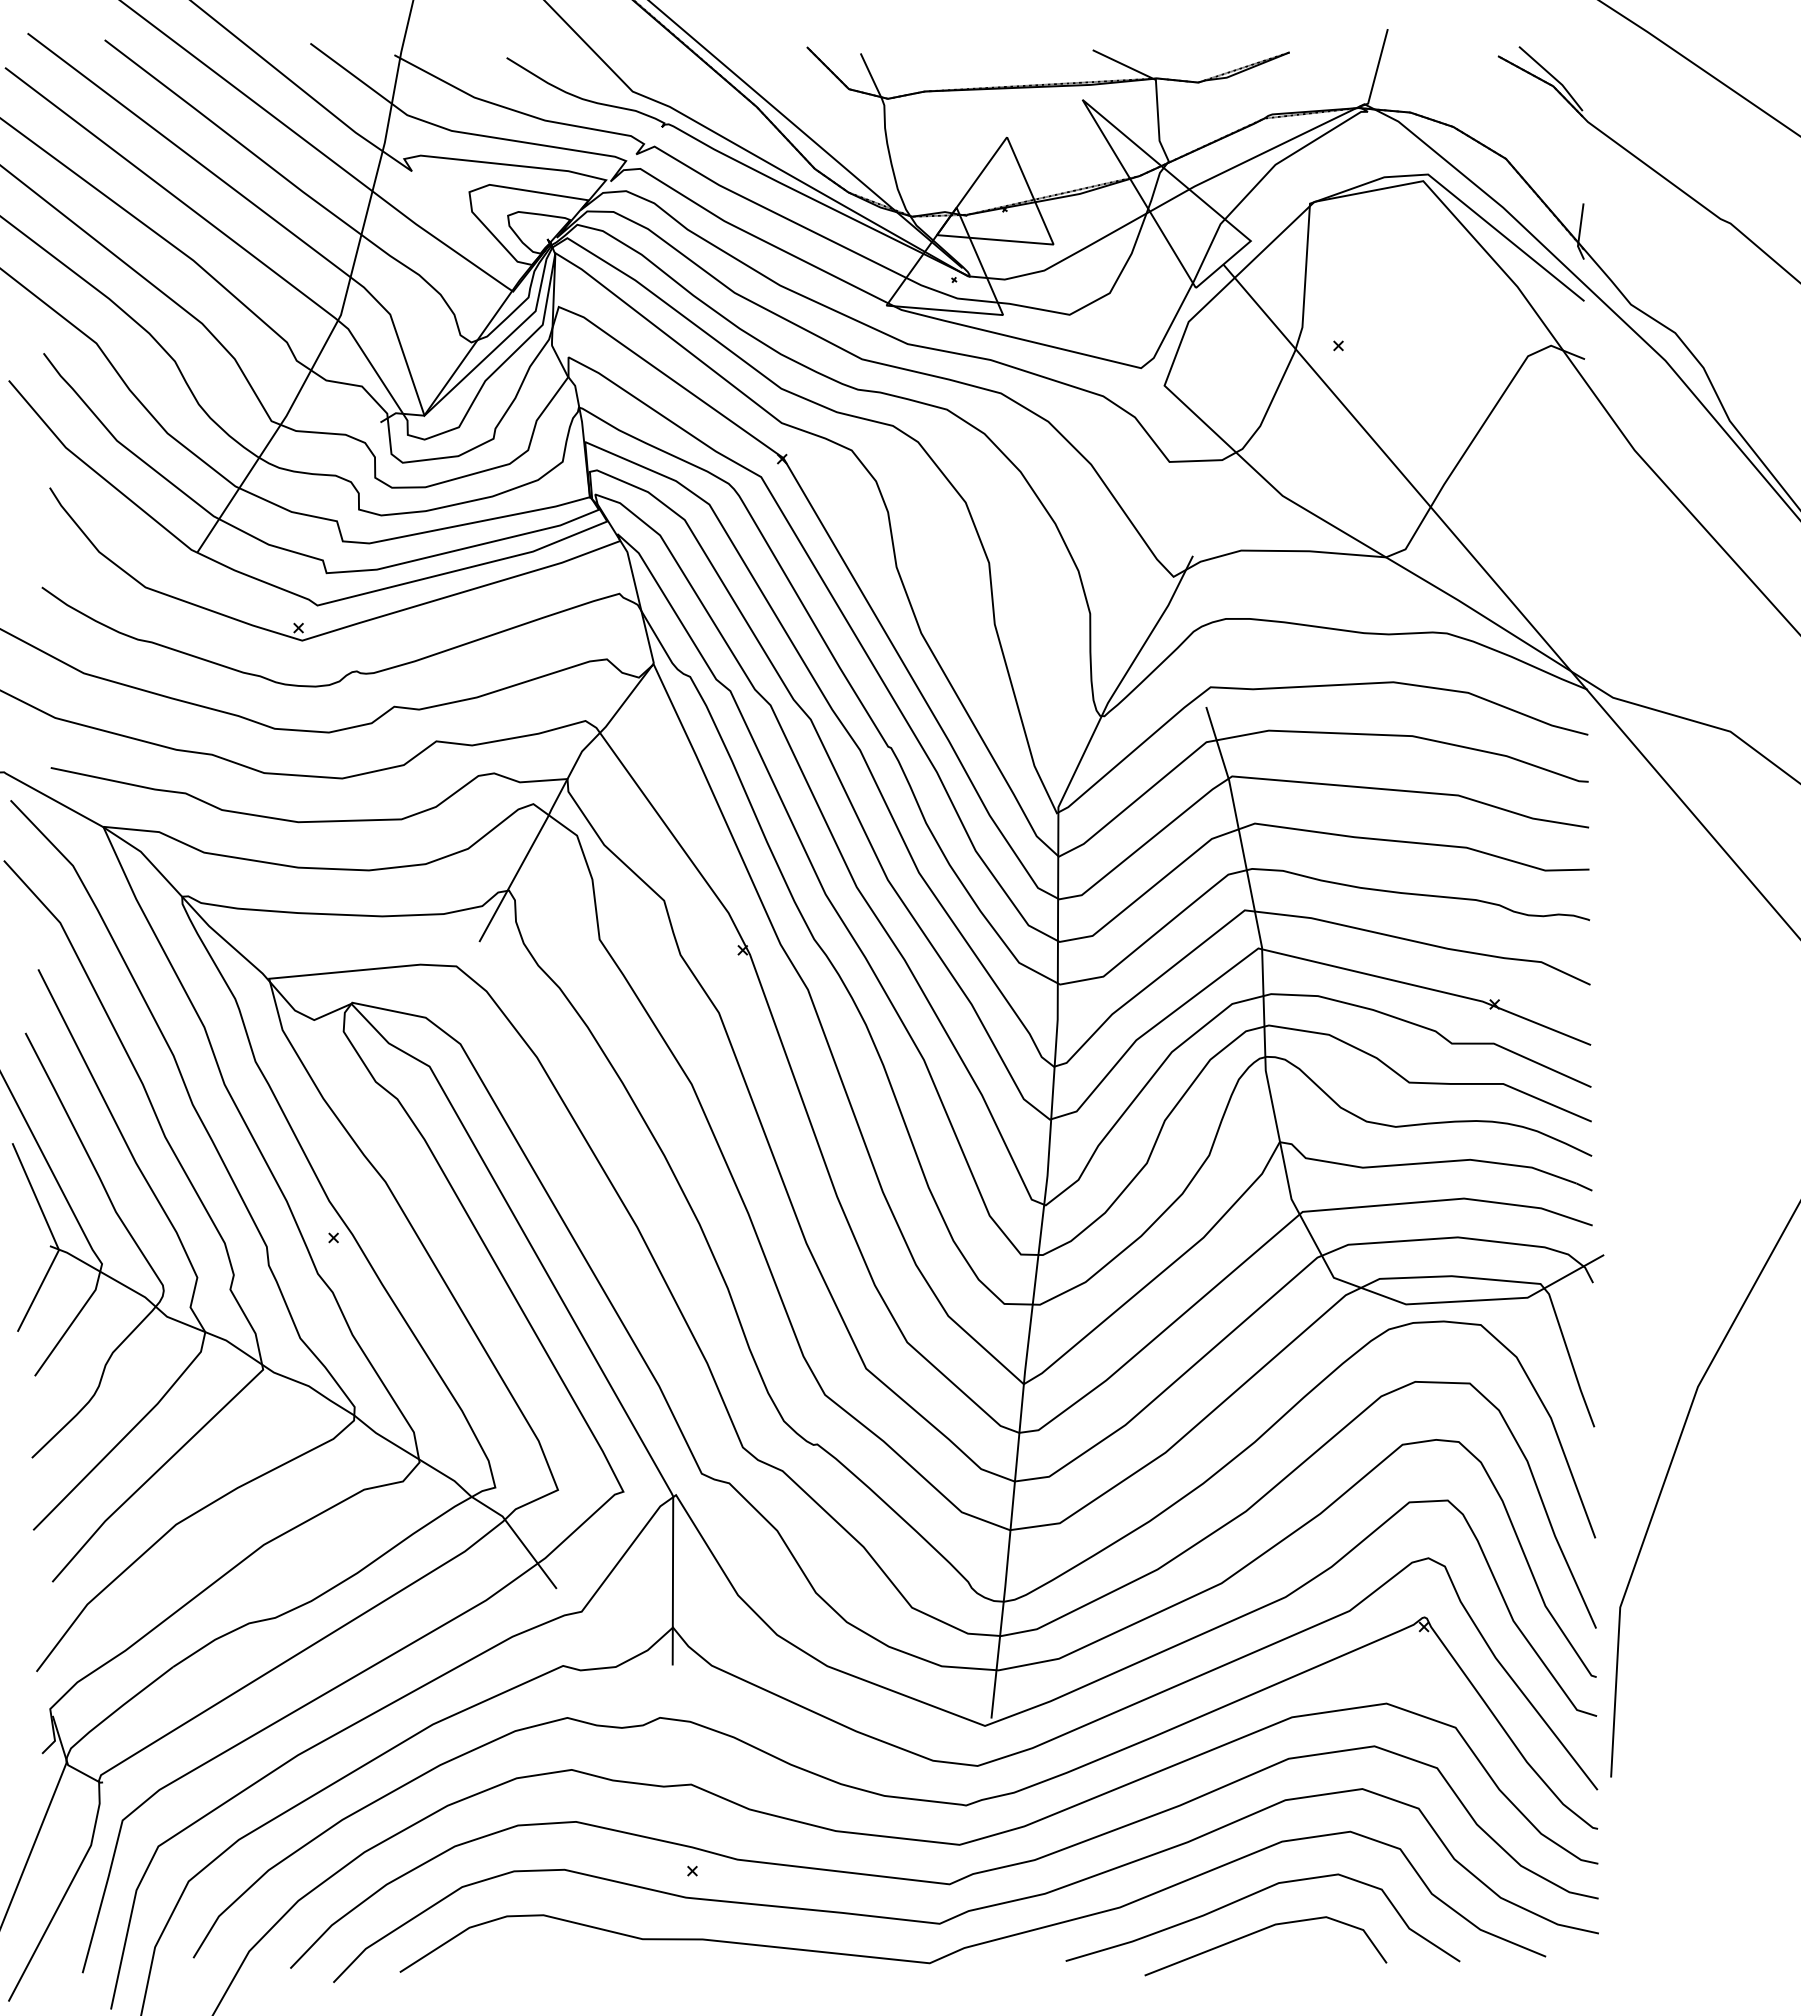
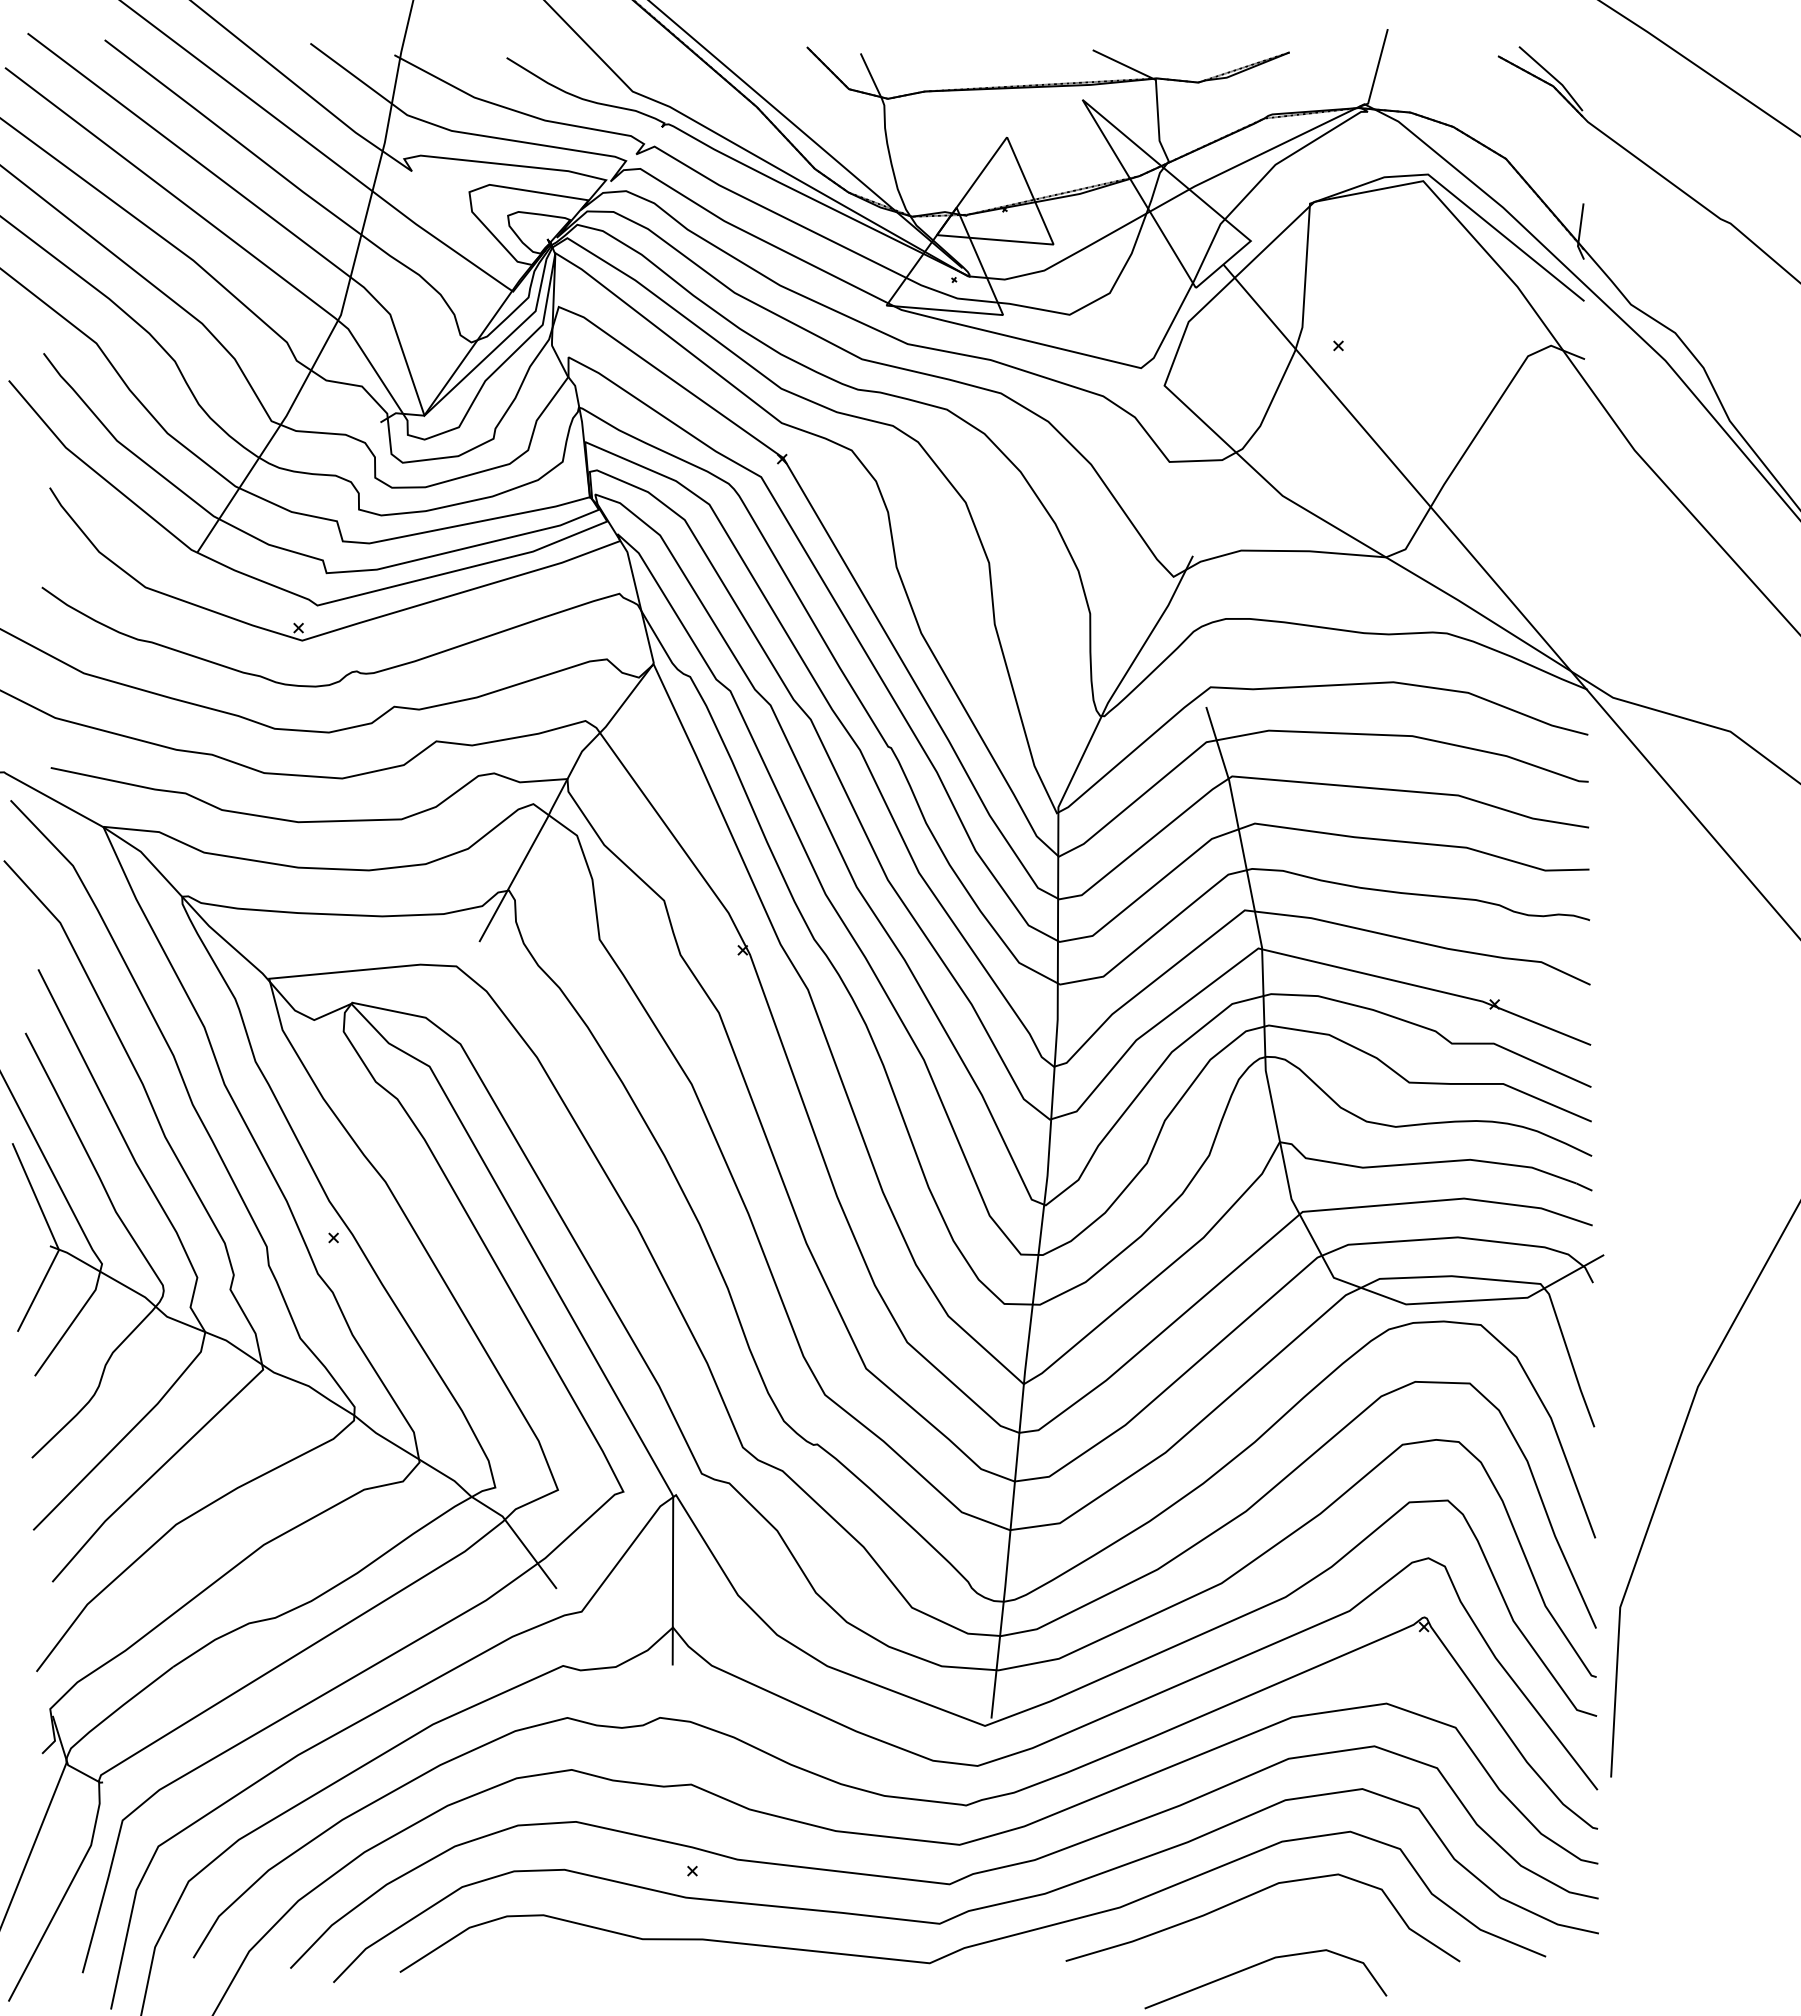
line position: (1258, 1932) -> (1258, 1965) (1258, 1965)
